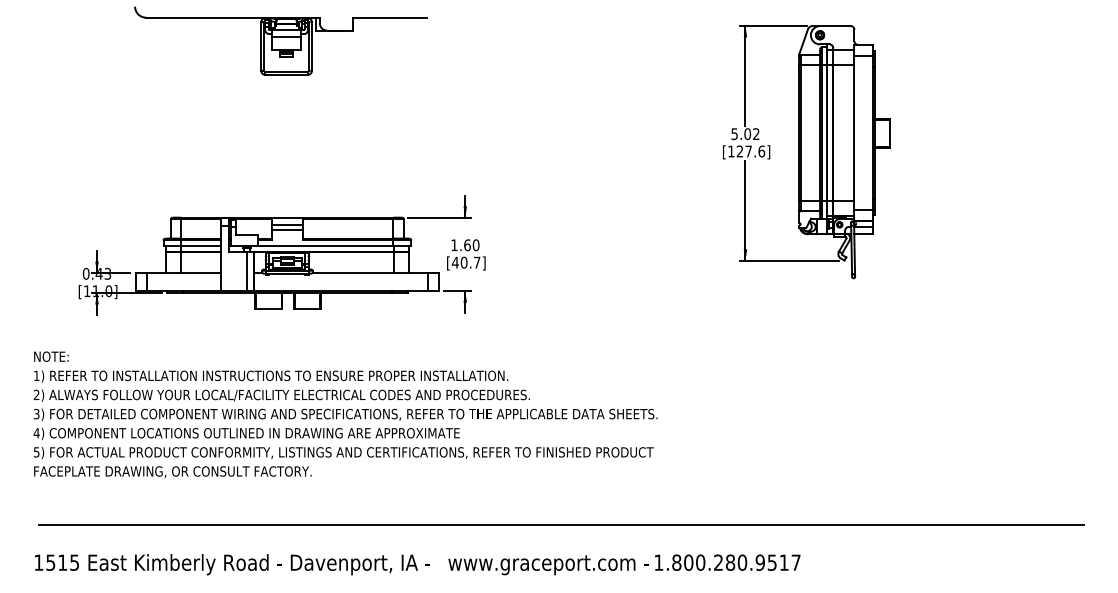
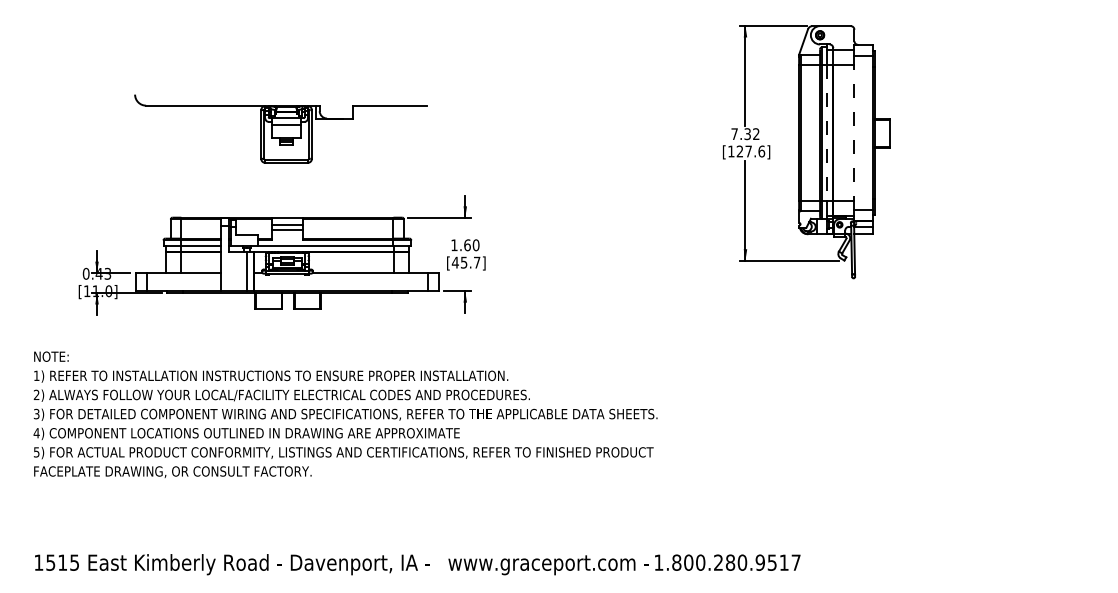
part position: (280, 40) -> (280, 128) (280, 128)
line: solid -> dashed (827, 133)
line: solid -> dashed (854, 133)
text: 5.02 -> 7.32 (741, 134)
text: [40.7] -> [45.7] (463, 262)
line: present -> none (561, 524)
